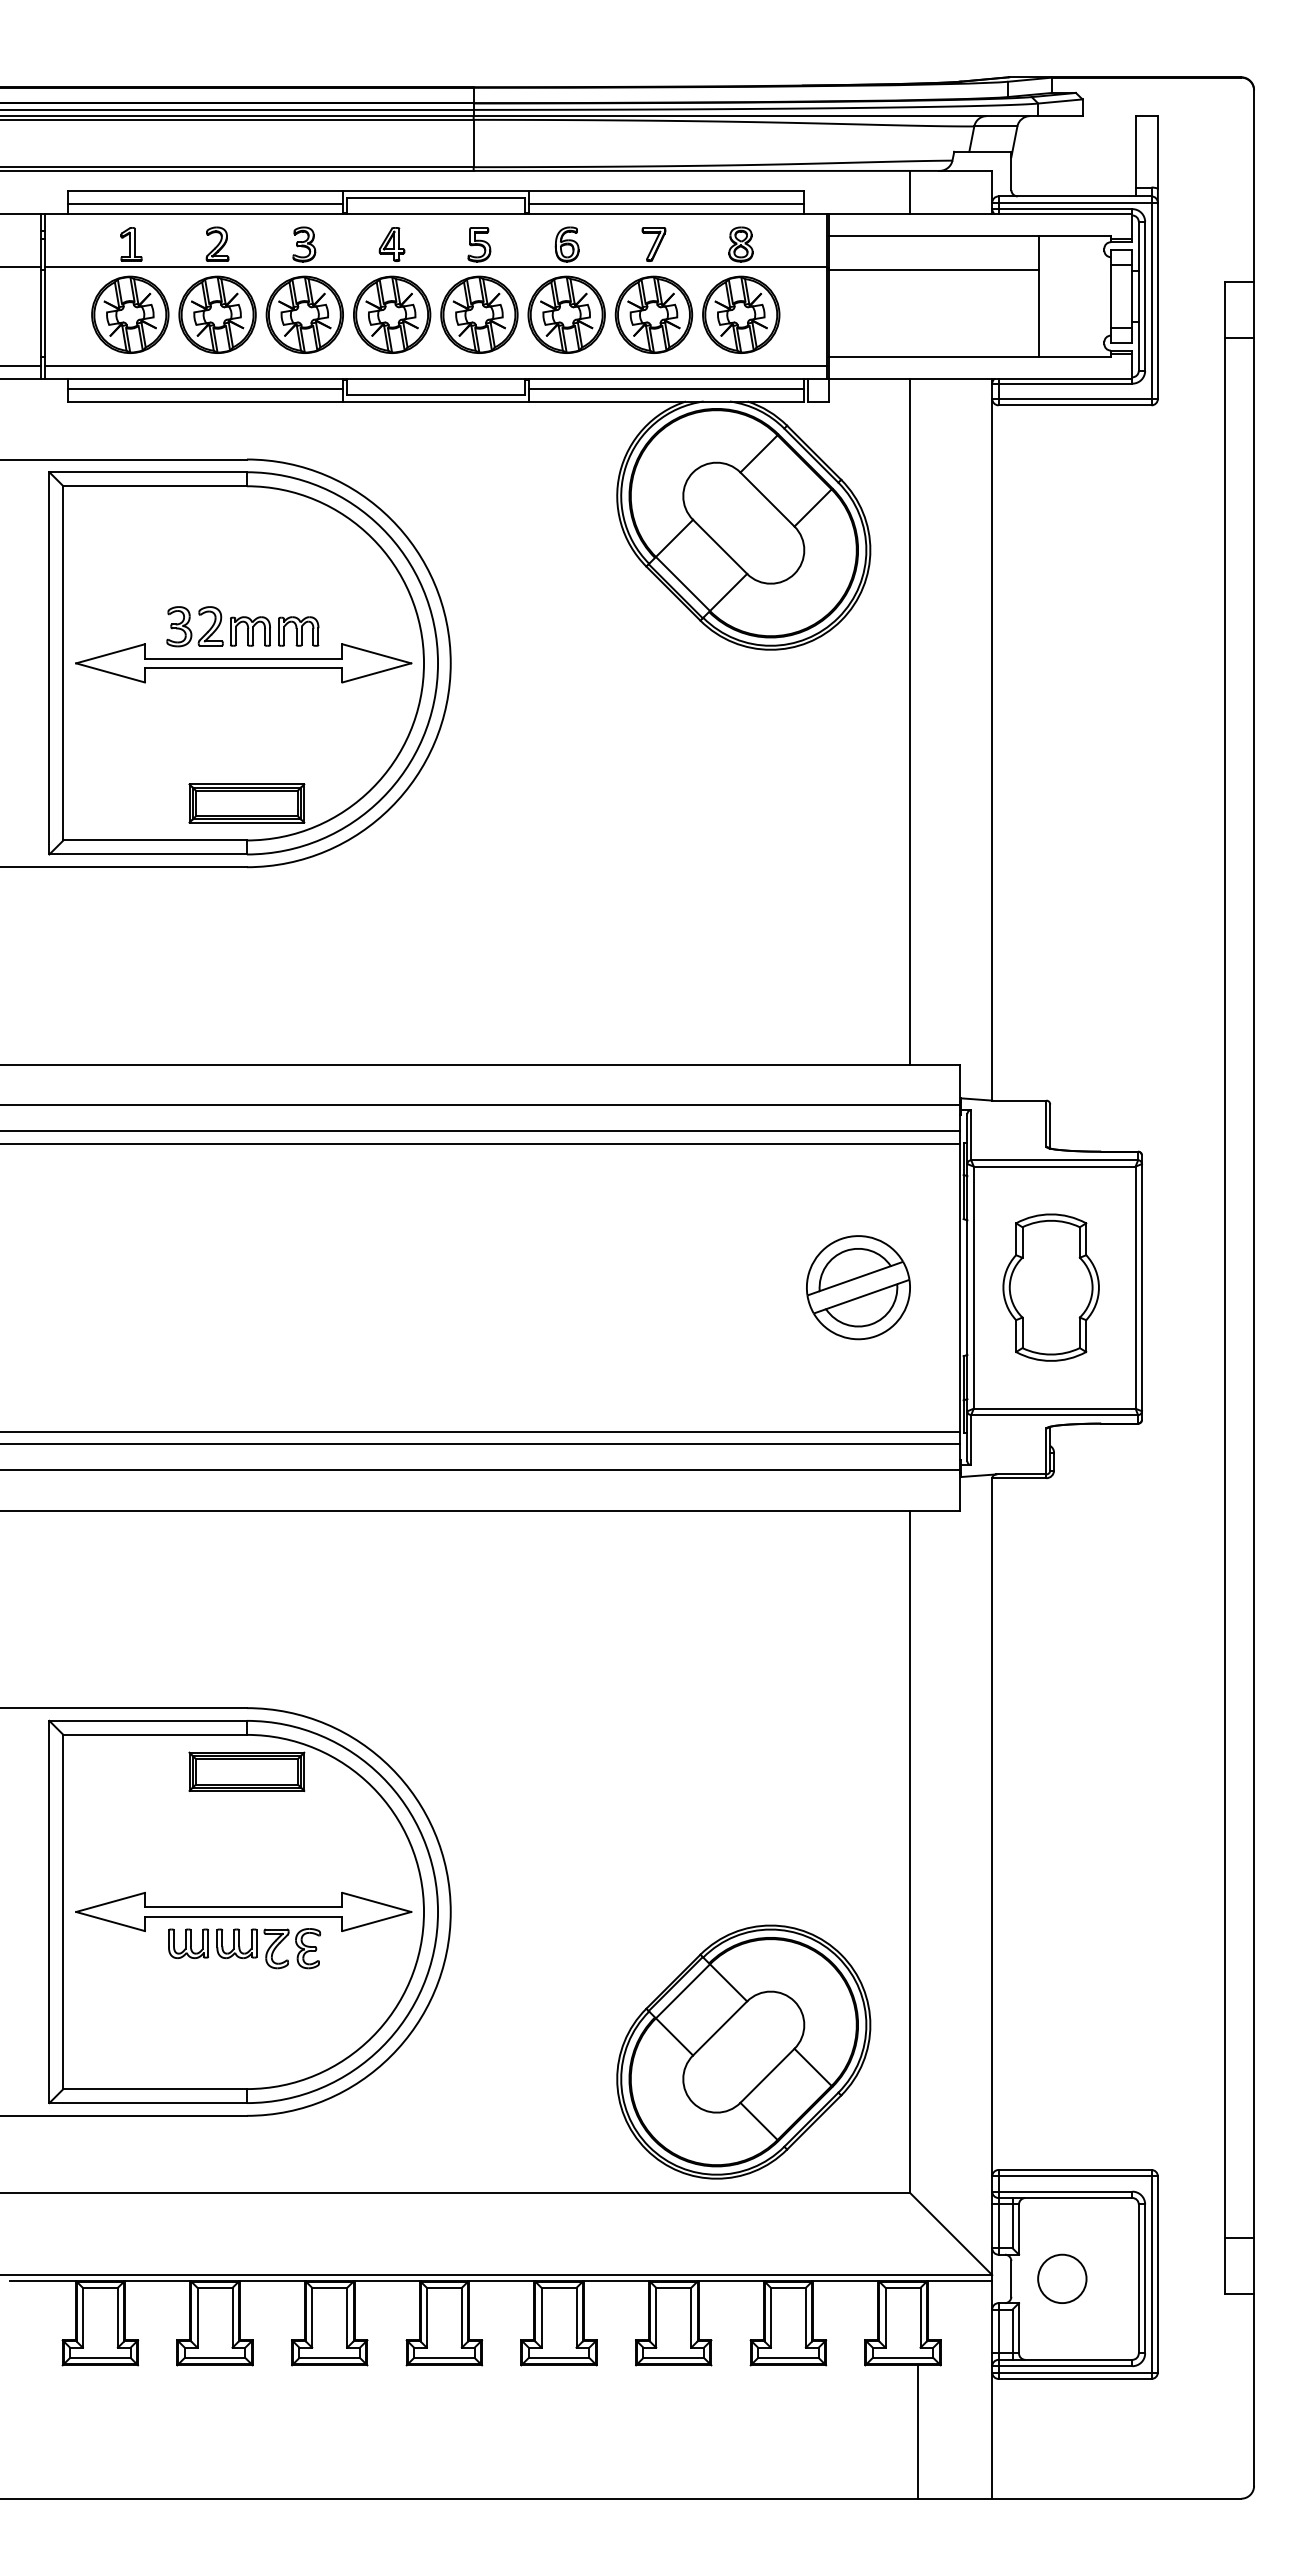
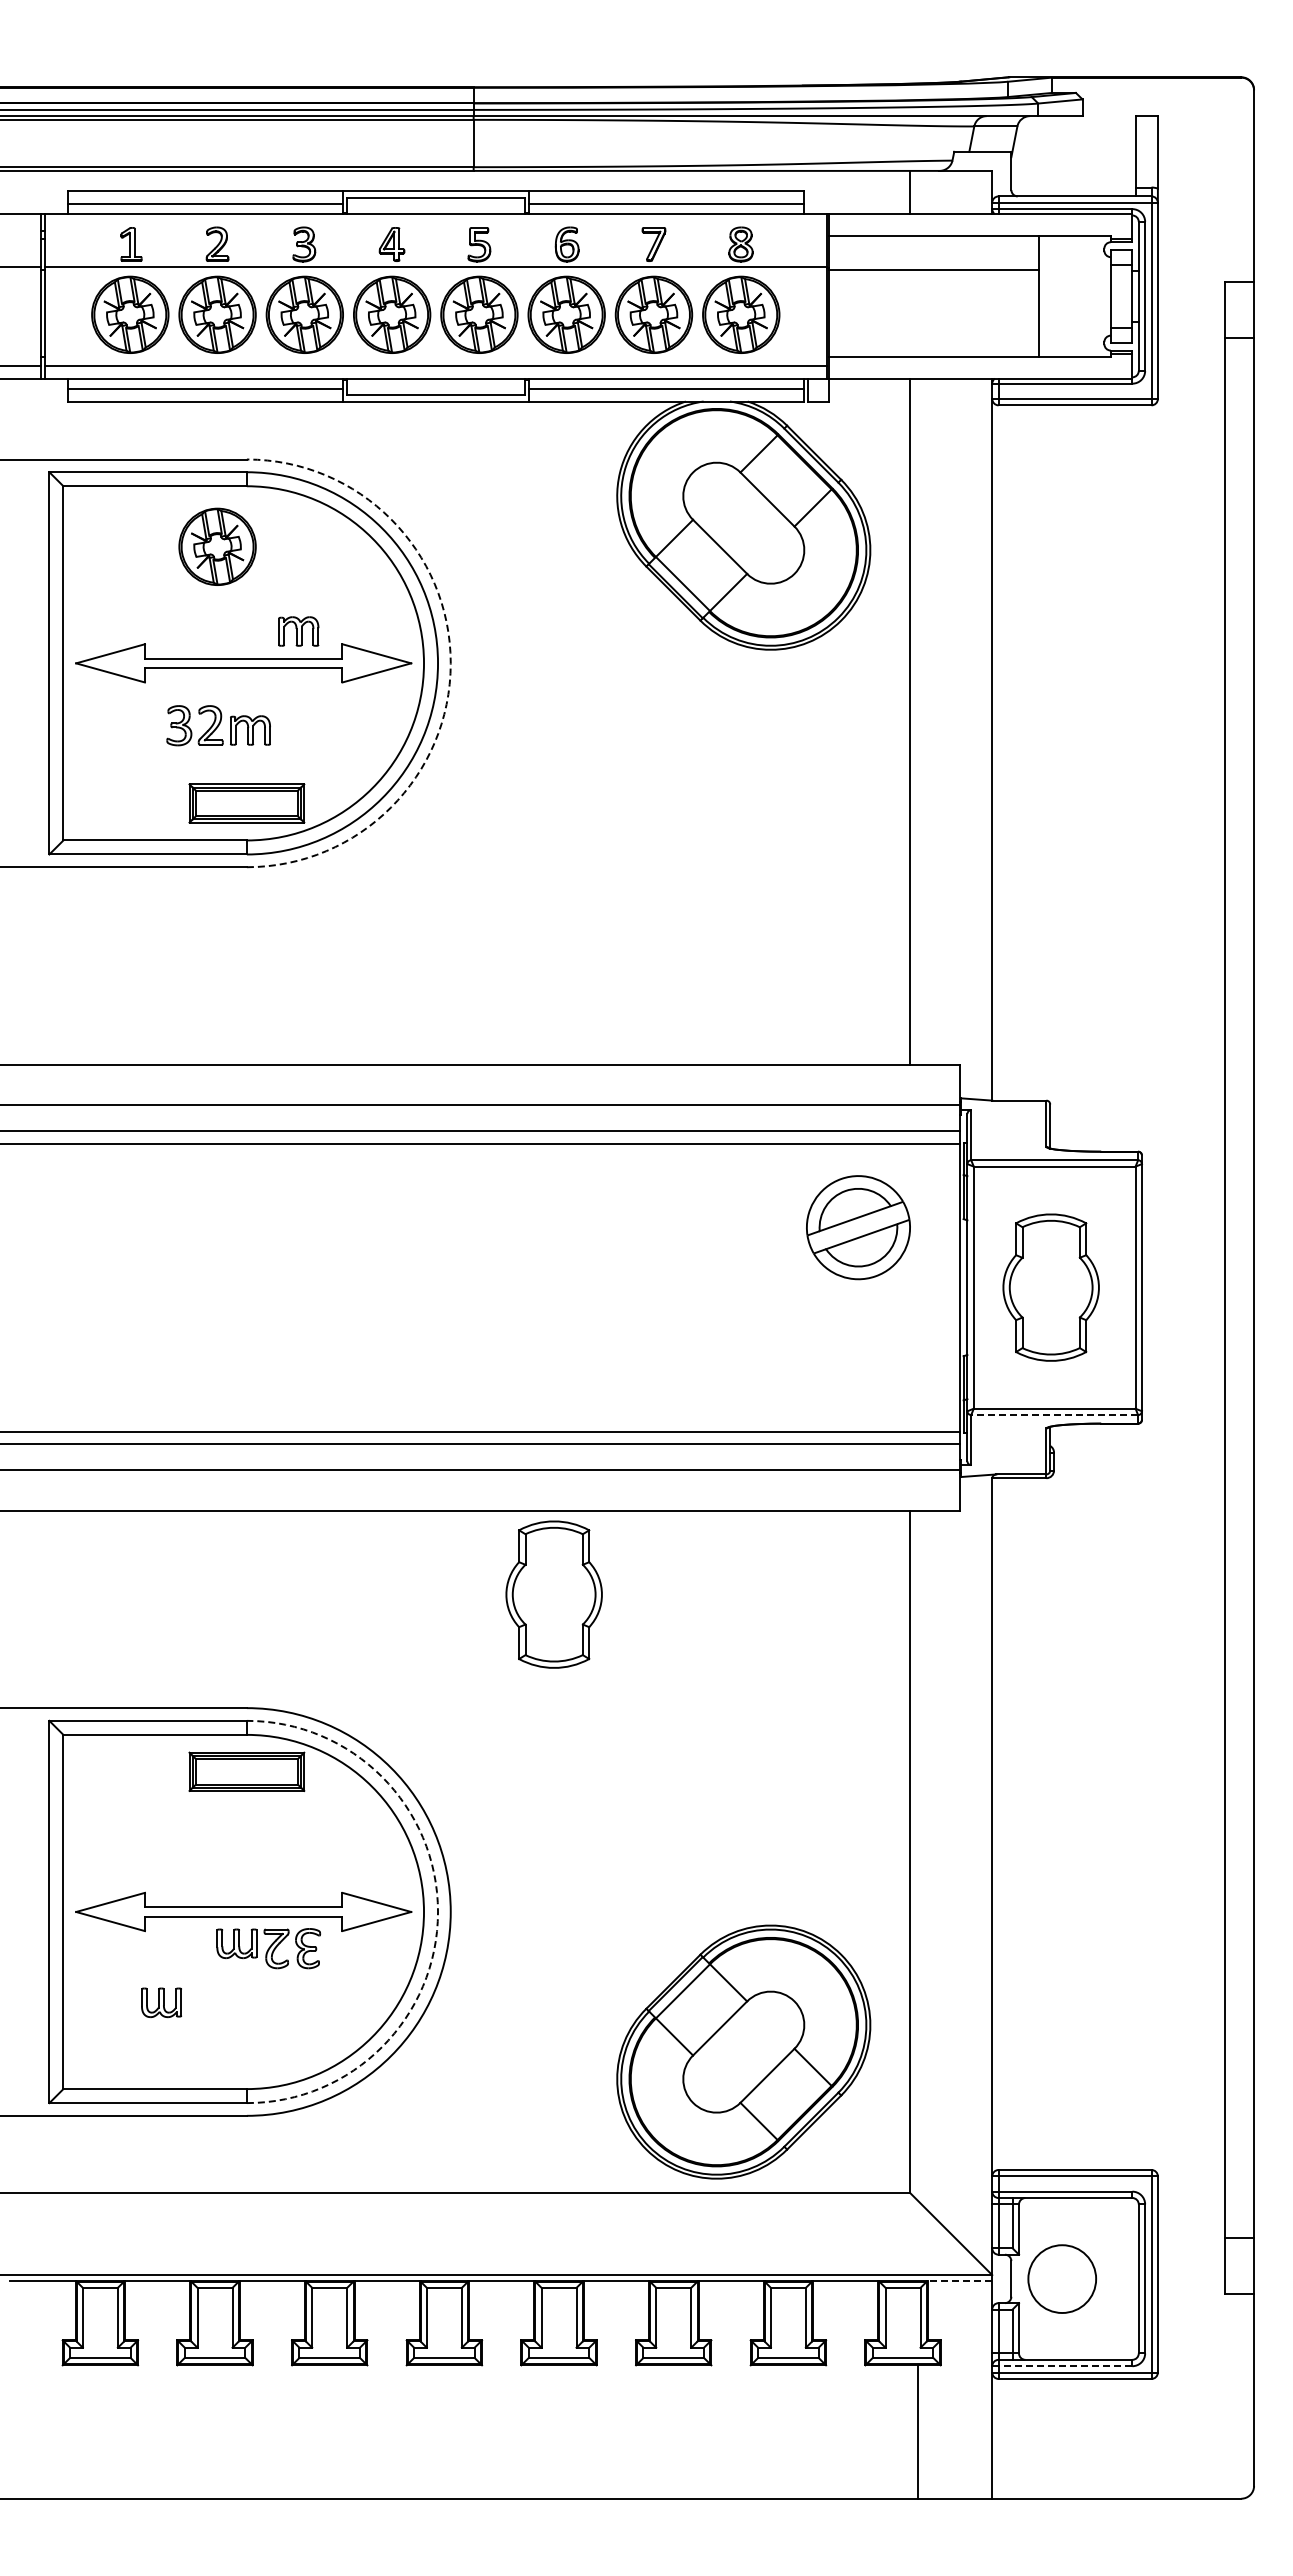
part: none -> present (217, 546)
part position: (218, 626) -> (218, 725) (218, 725)
arc: solid -> dashed (450, 663)
part position: (858, 1287) -> (858, 1227) (858, 1227)
line: solid -> dashed (1054, 1415)
part: none -> present (553, 1594)
arc: solid -> dashed (438, 1911)
part position: (188, 1943) -> (161, 2002) (161, 2002)
circle size: 51x51 px -> 70x70 px (1061, 2278)
line: solid -> dashed (959, 2281)
line: solid -> dashed (1065, 2366)
